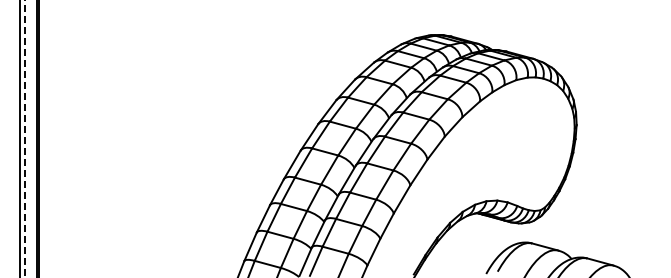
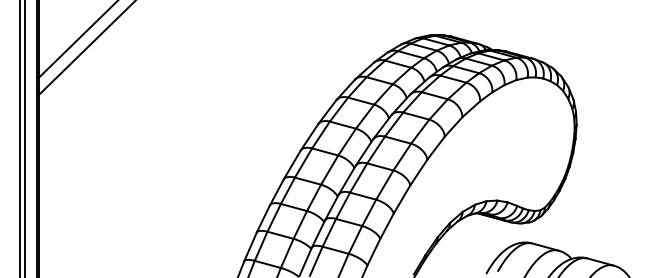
line: none -> present (77, 39)
line: none -> present (86, 48)
line: dashed -> solid (24, 139)
